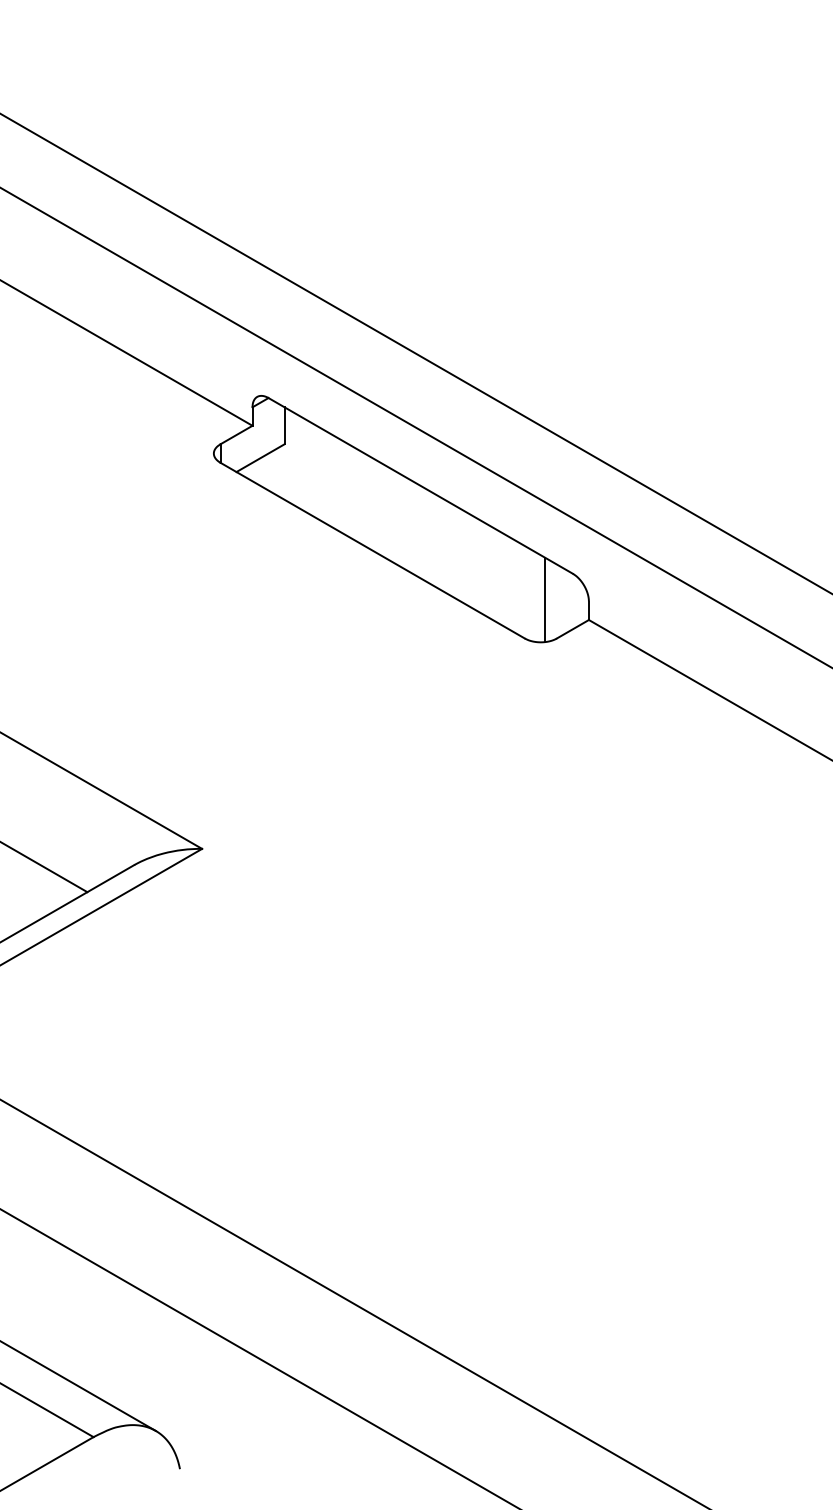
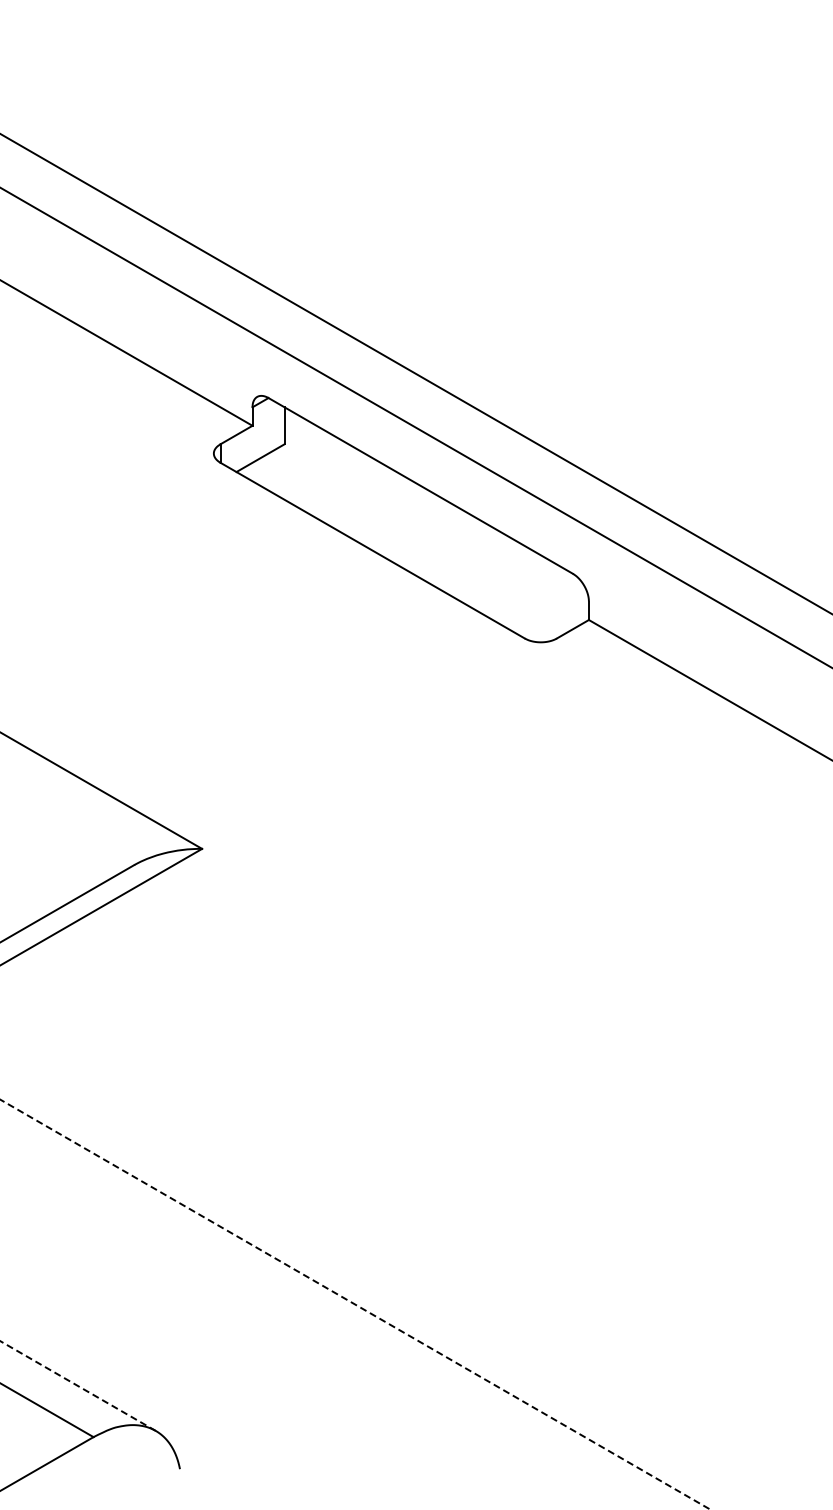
line position: (415, 353) -> (415, 373) (415, 373)
line: present -> none (545, 599)
line: present -> none (44, 867)
line: solid -> dashed (355, 1304)
line: present -> none (258, 1358)
line: solid -> dashed (77, 1385)
